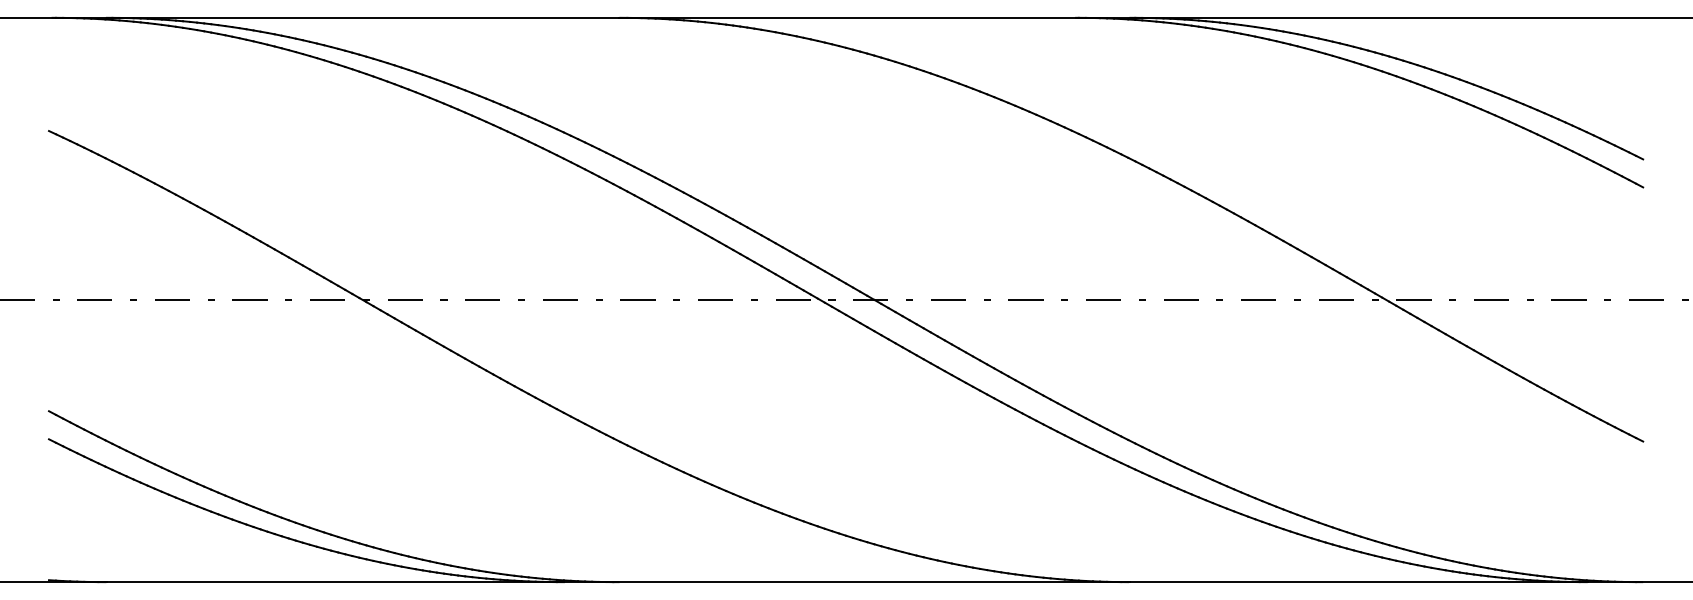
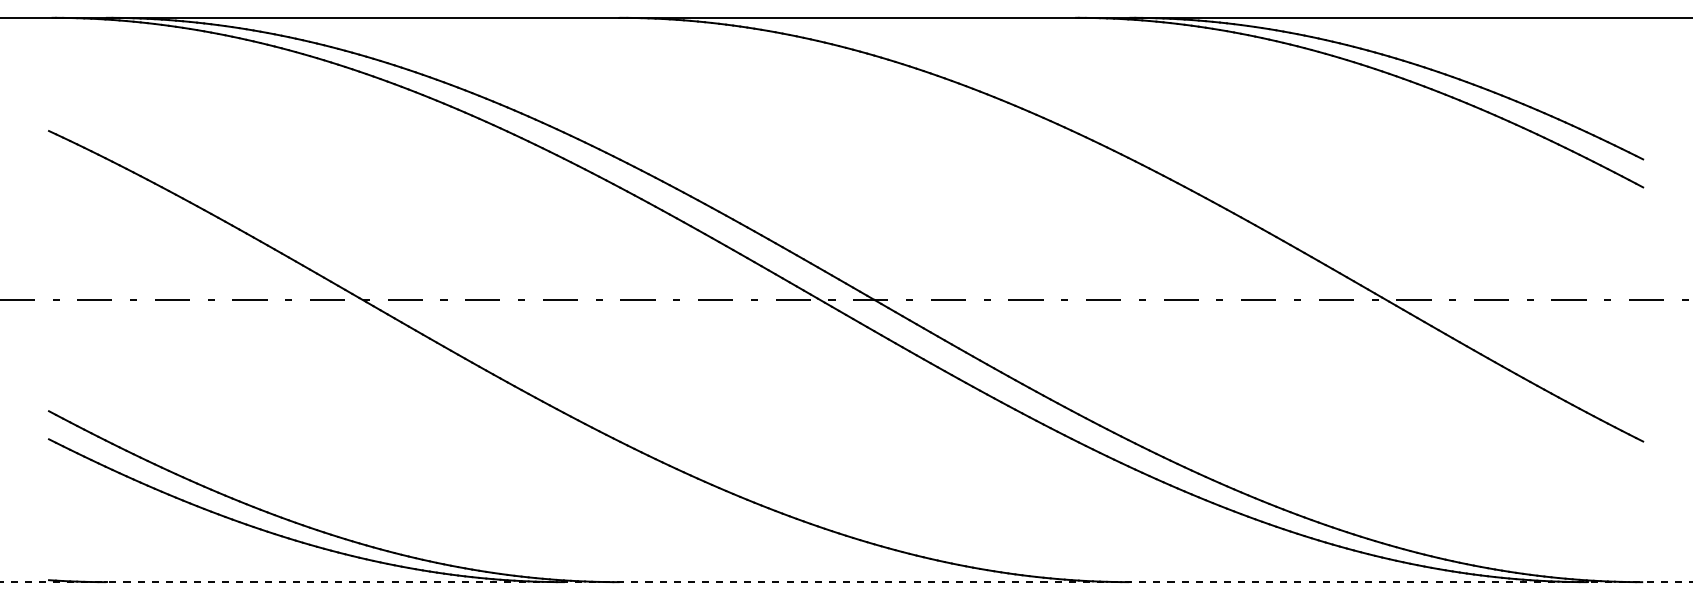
line: solid -> dashed (846, 582)
